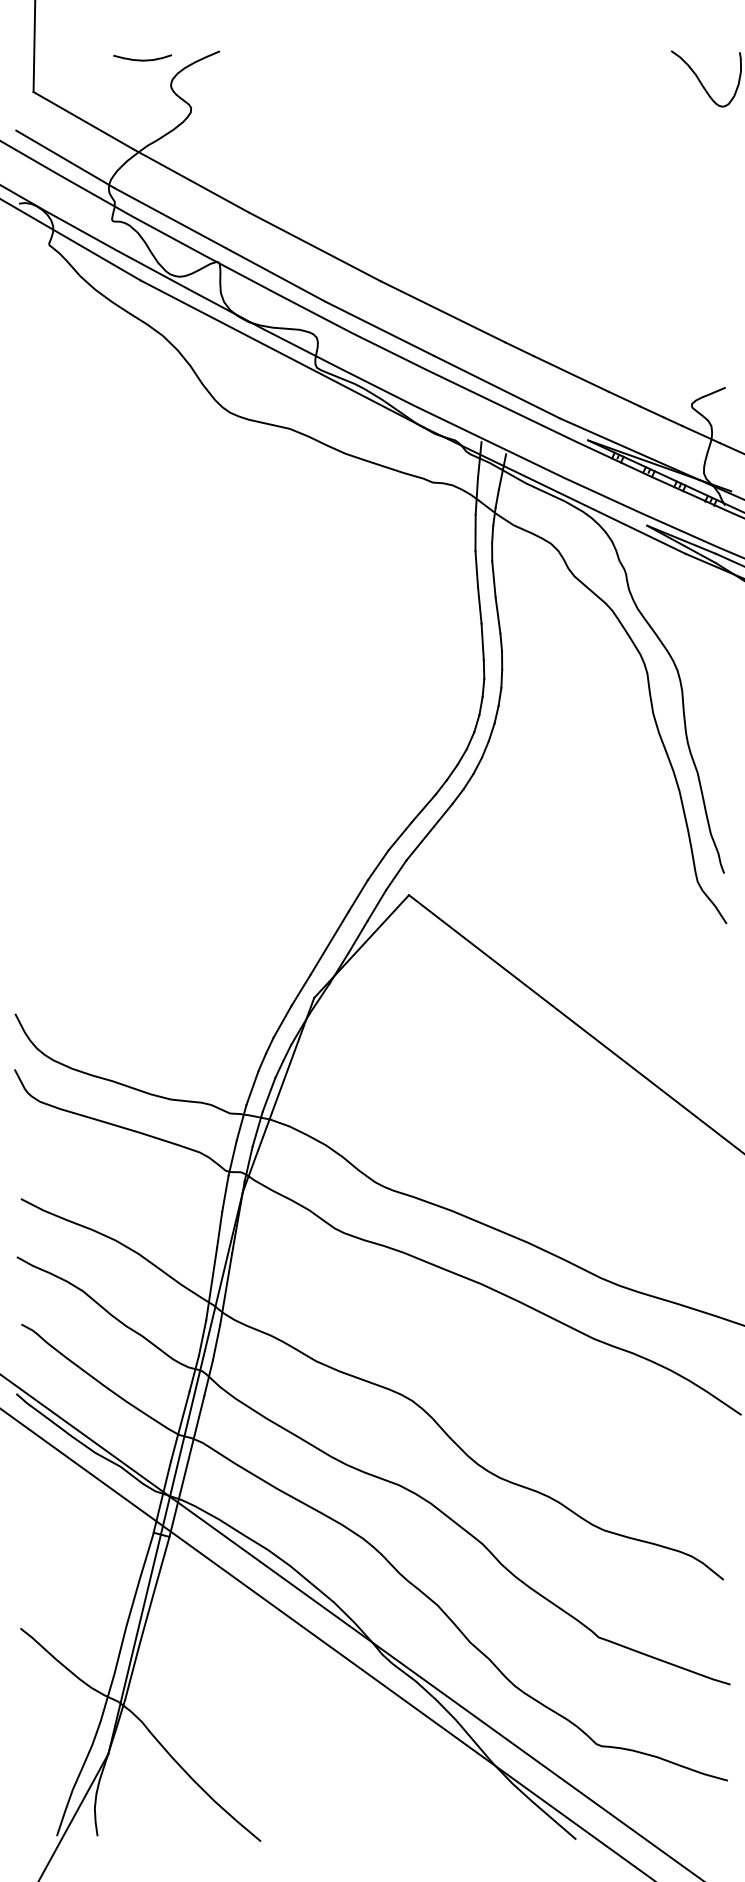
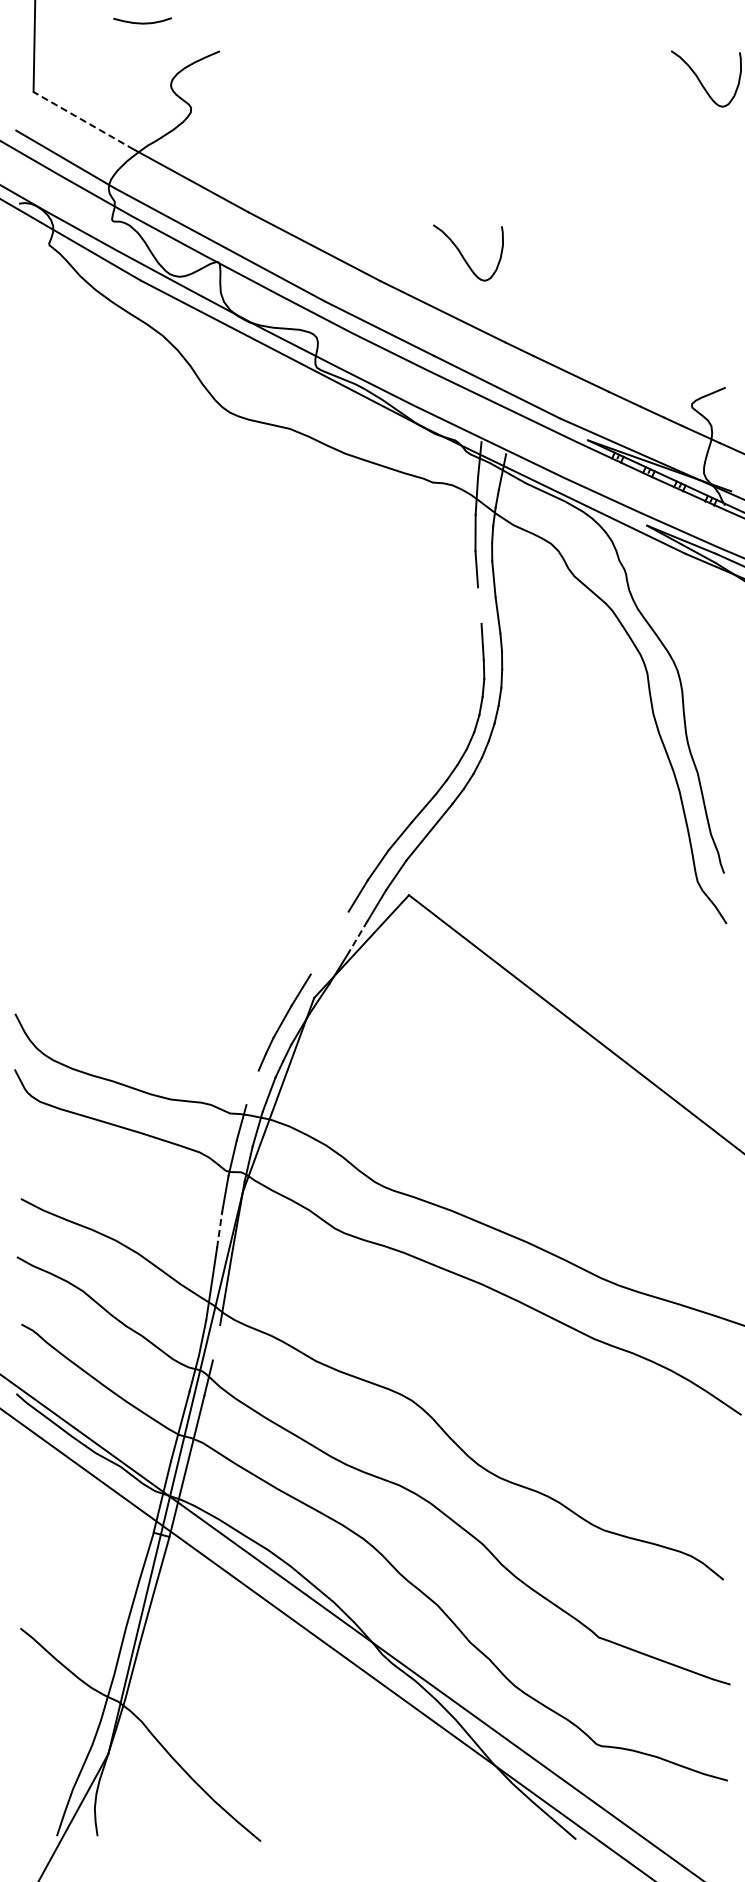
curve position: (142, 59) -> (142, 22) (142, 22)
line: solid -> dashed (83, 120)
curve: none -> present (463, 255)
line: present -> none (479, 605)
line: solid -> dashed (357, 937)
line: present -> none (329, 942)
line: present -> none (252, 1087)
line: solid -> dashed (219, 1229)
line: present -> none (216, 1342)
